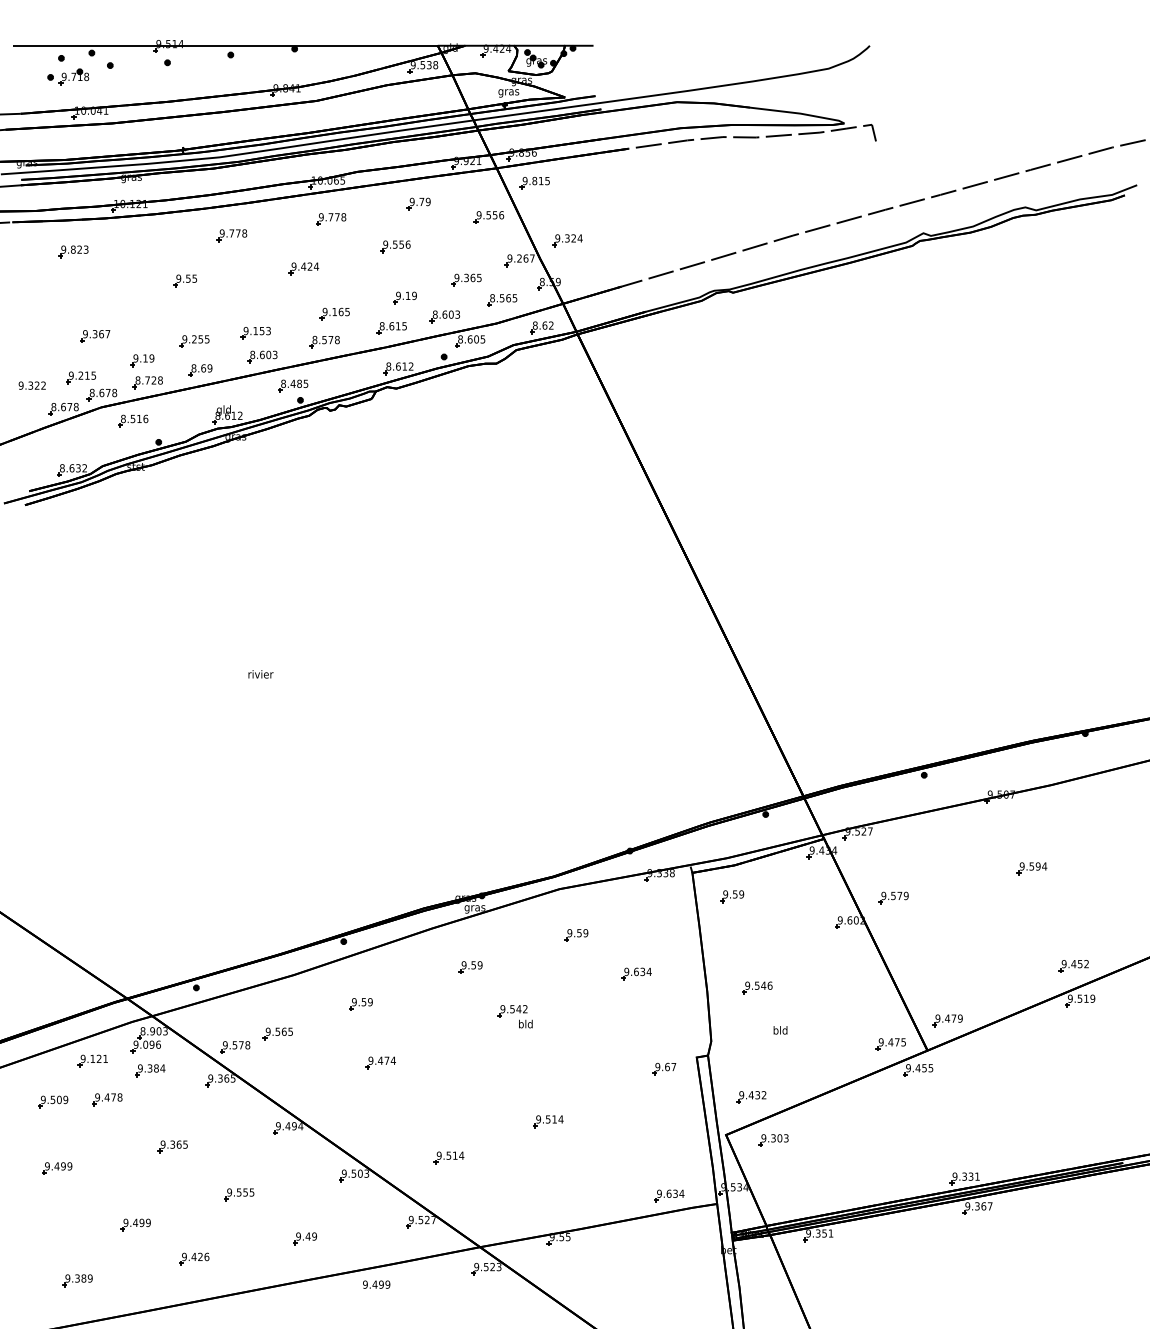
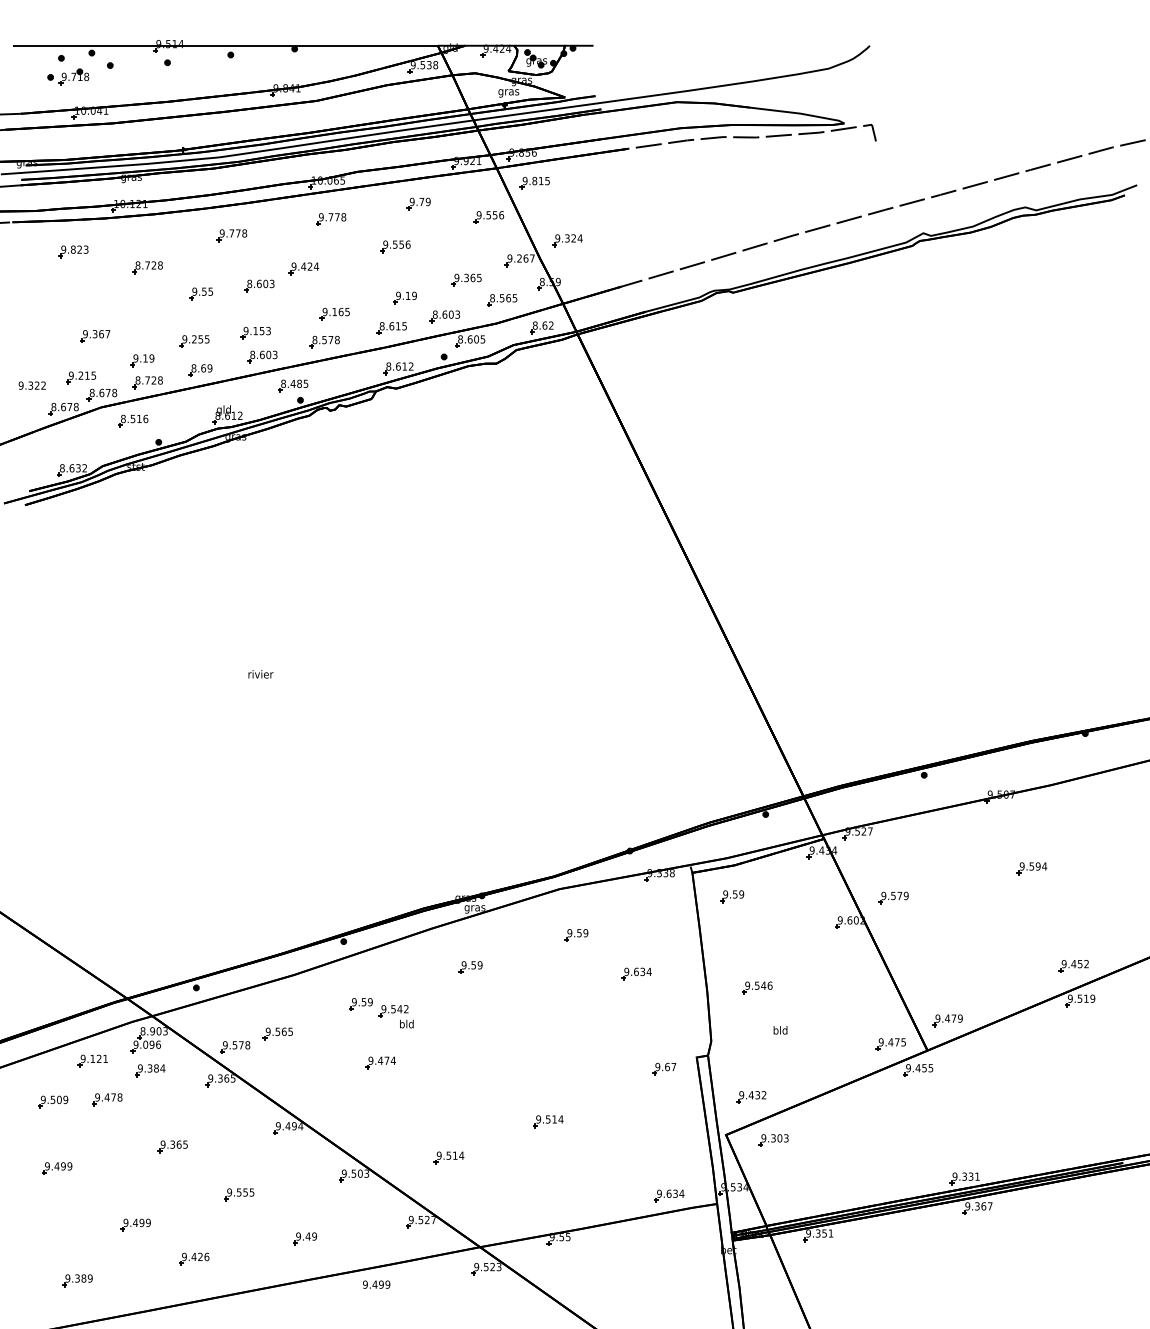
part: none -> present (147, 267)
part position: (185, 280) -> (201, 293) (201, 293)
part: none -> present (259, 285)
part position: (514, 1016) -> (395, 1016) (395, 1016)
